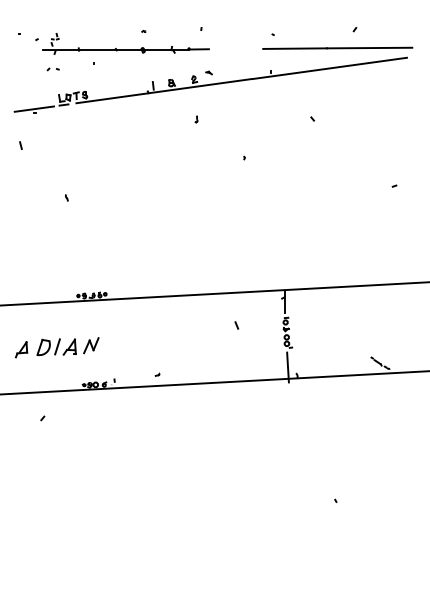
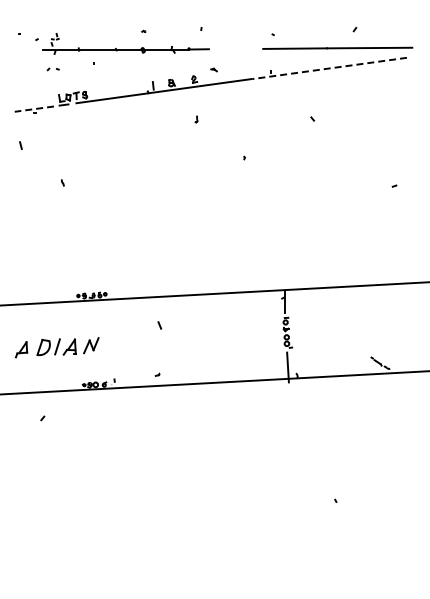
line: solid -> dashed (329, 68)
part position: (208, 72) -> (213, 69) (213, 69)
line: solid -> dashed (34, 109)
part position: (66, 197) -> (62, 182) (62, 182)
line position: (236, 325) -> (159, 325) (159, 325)
